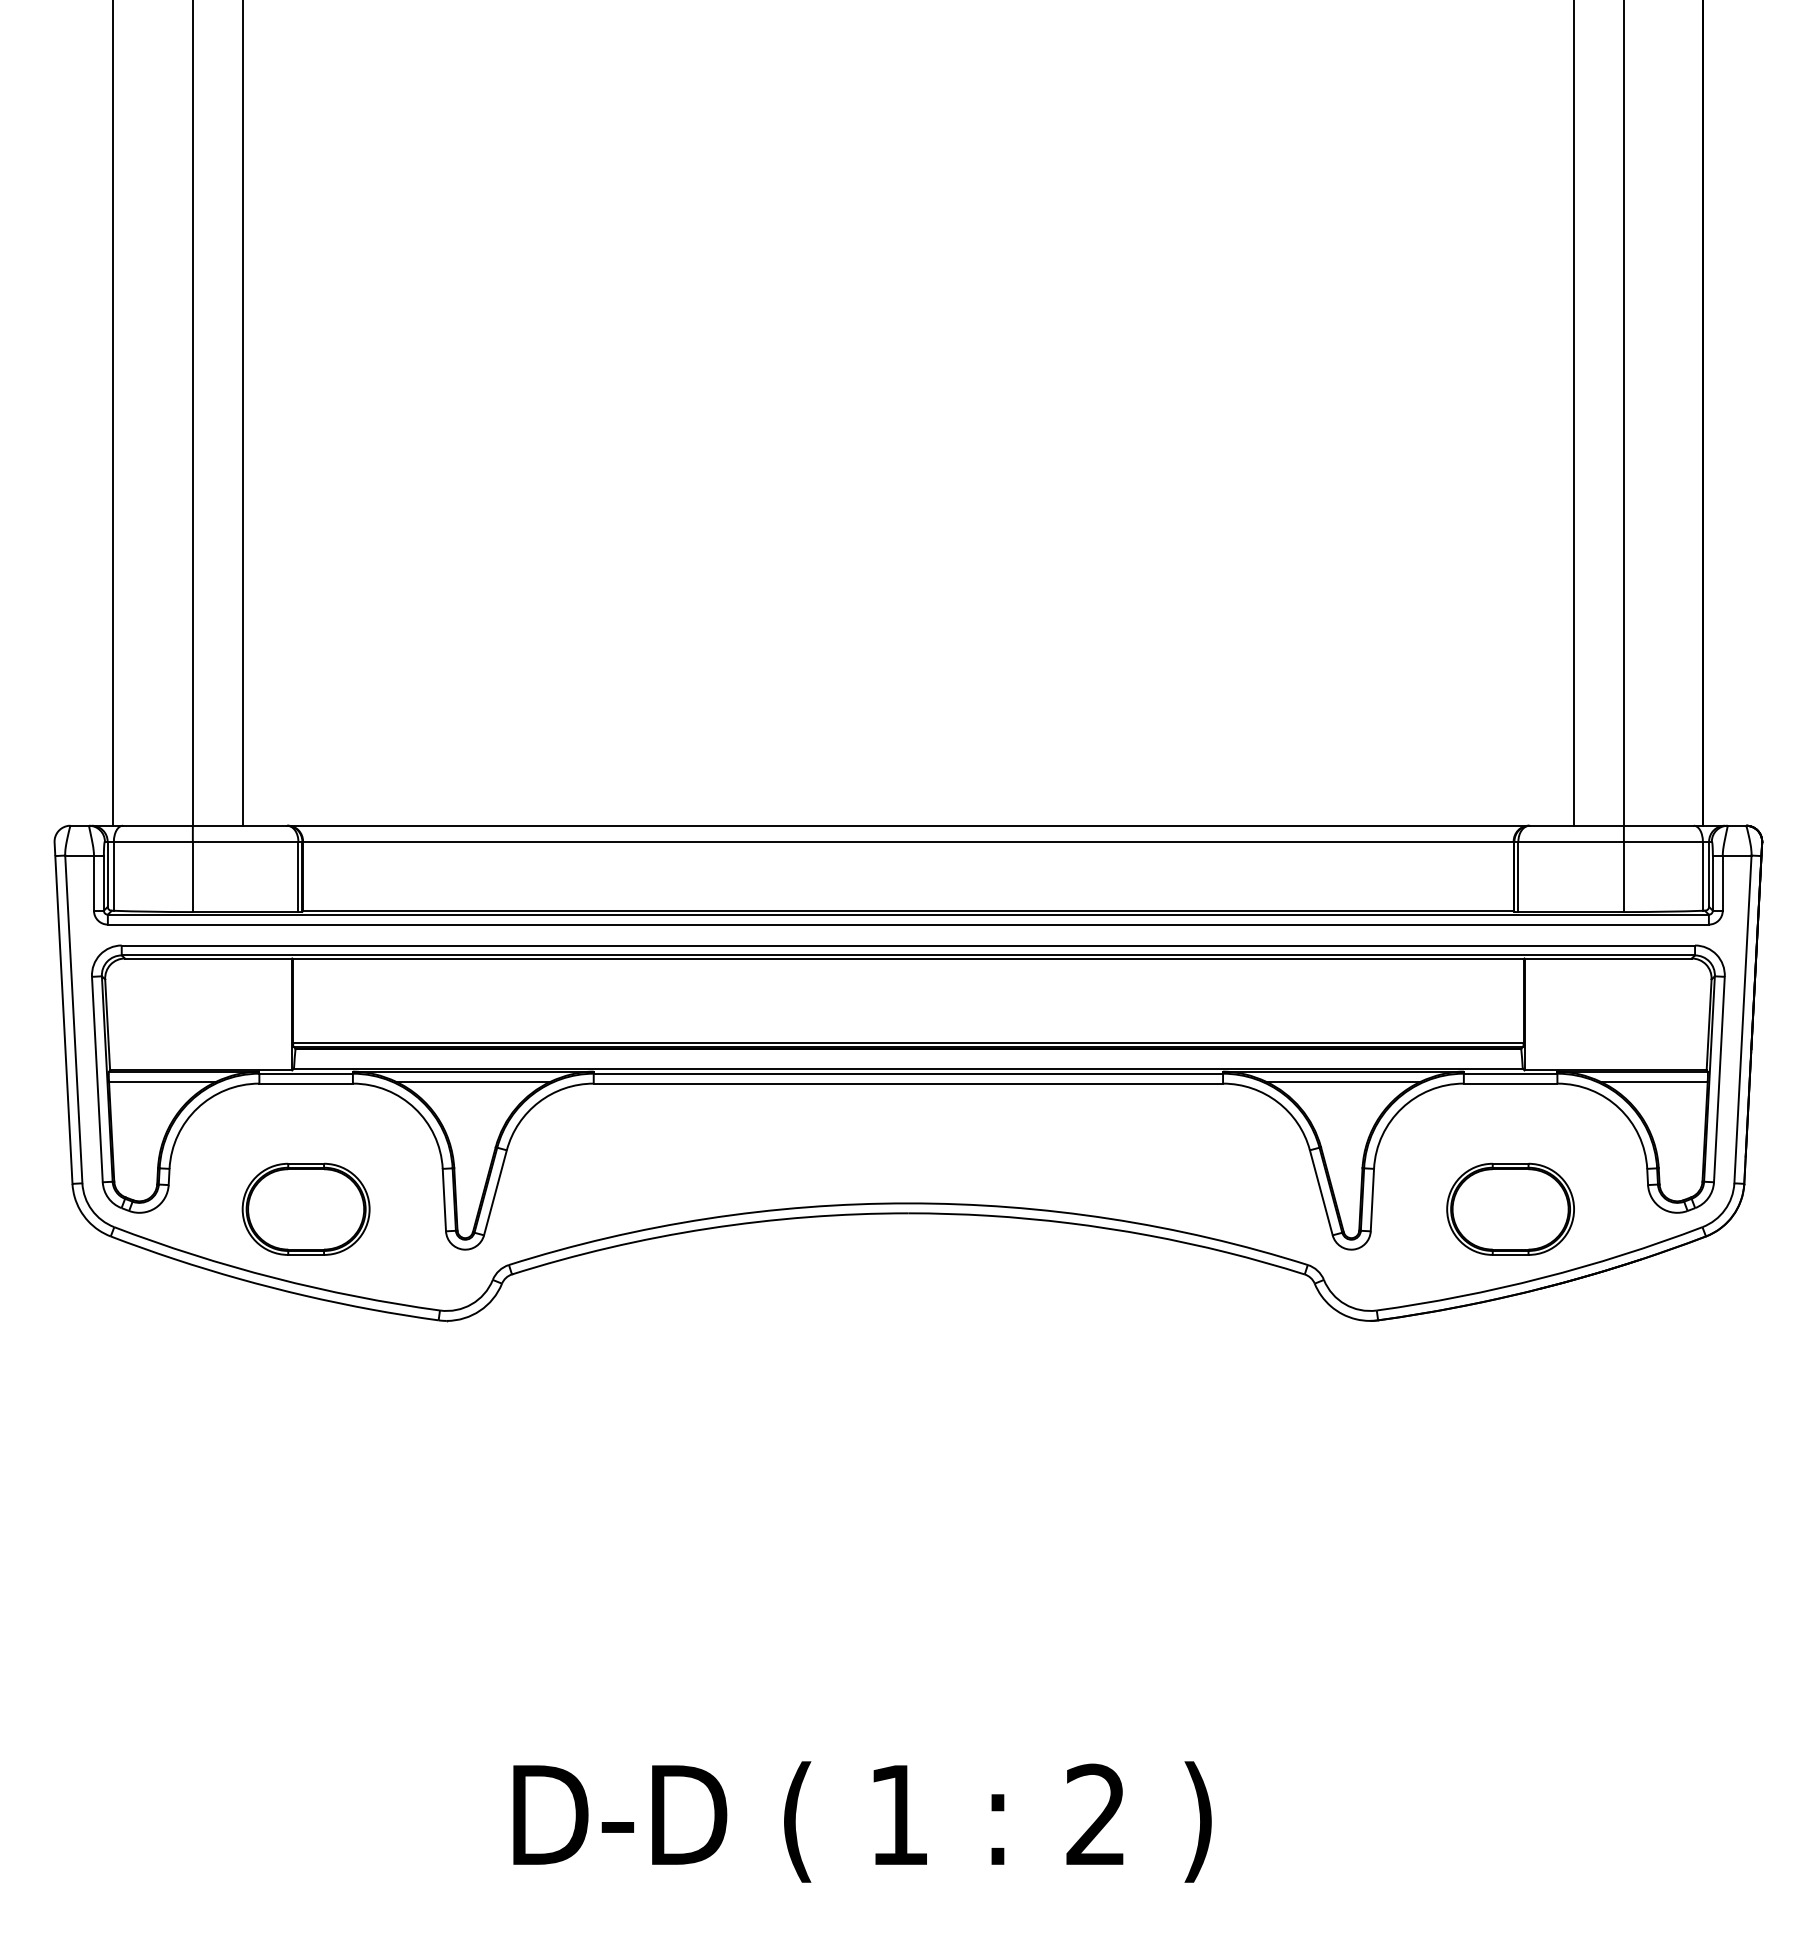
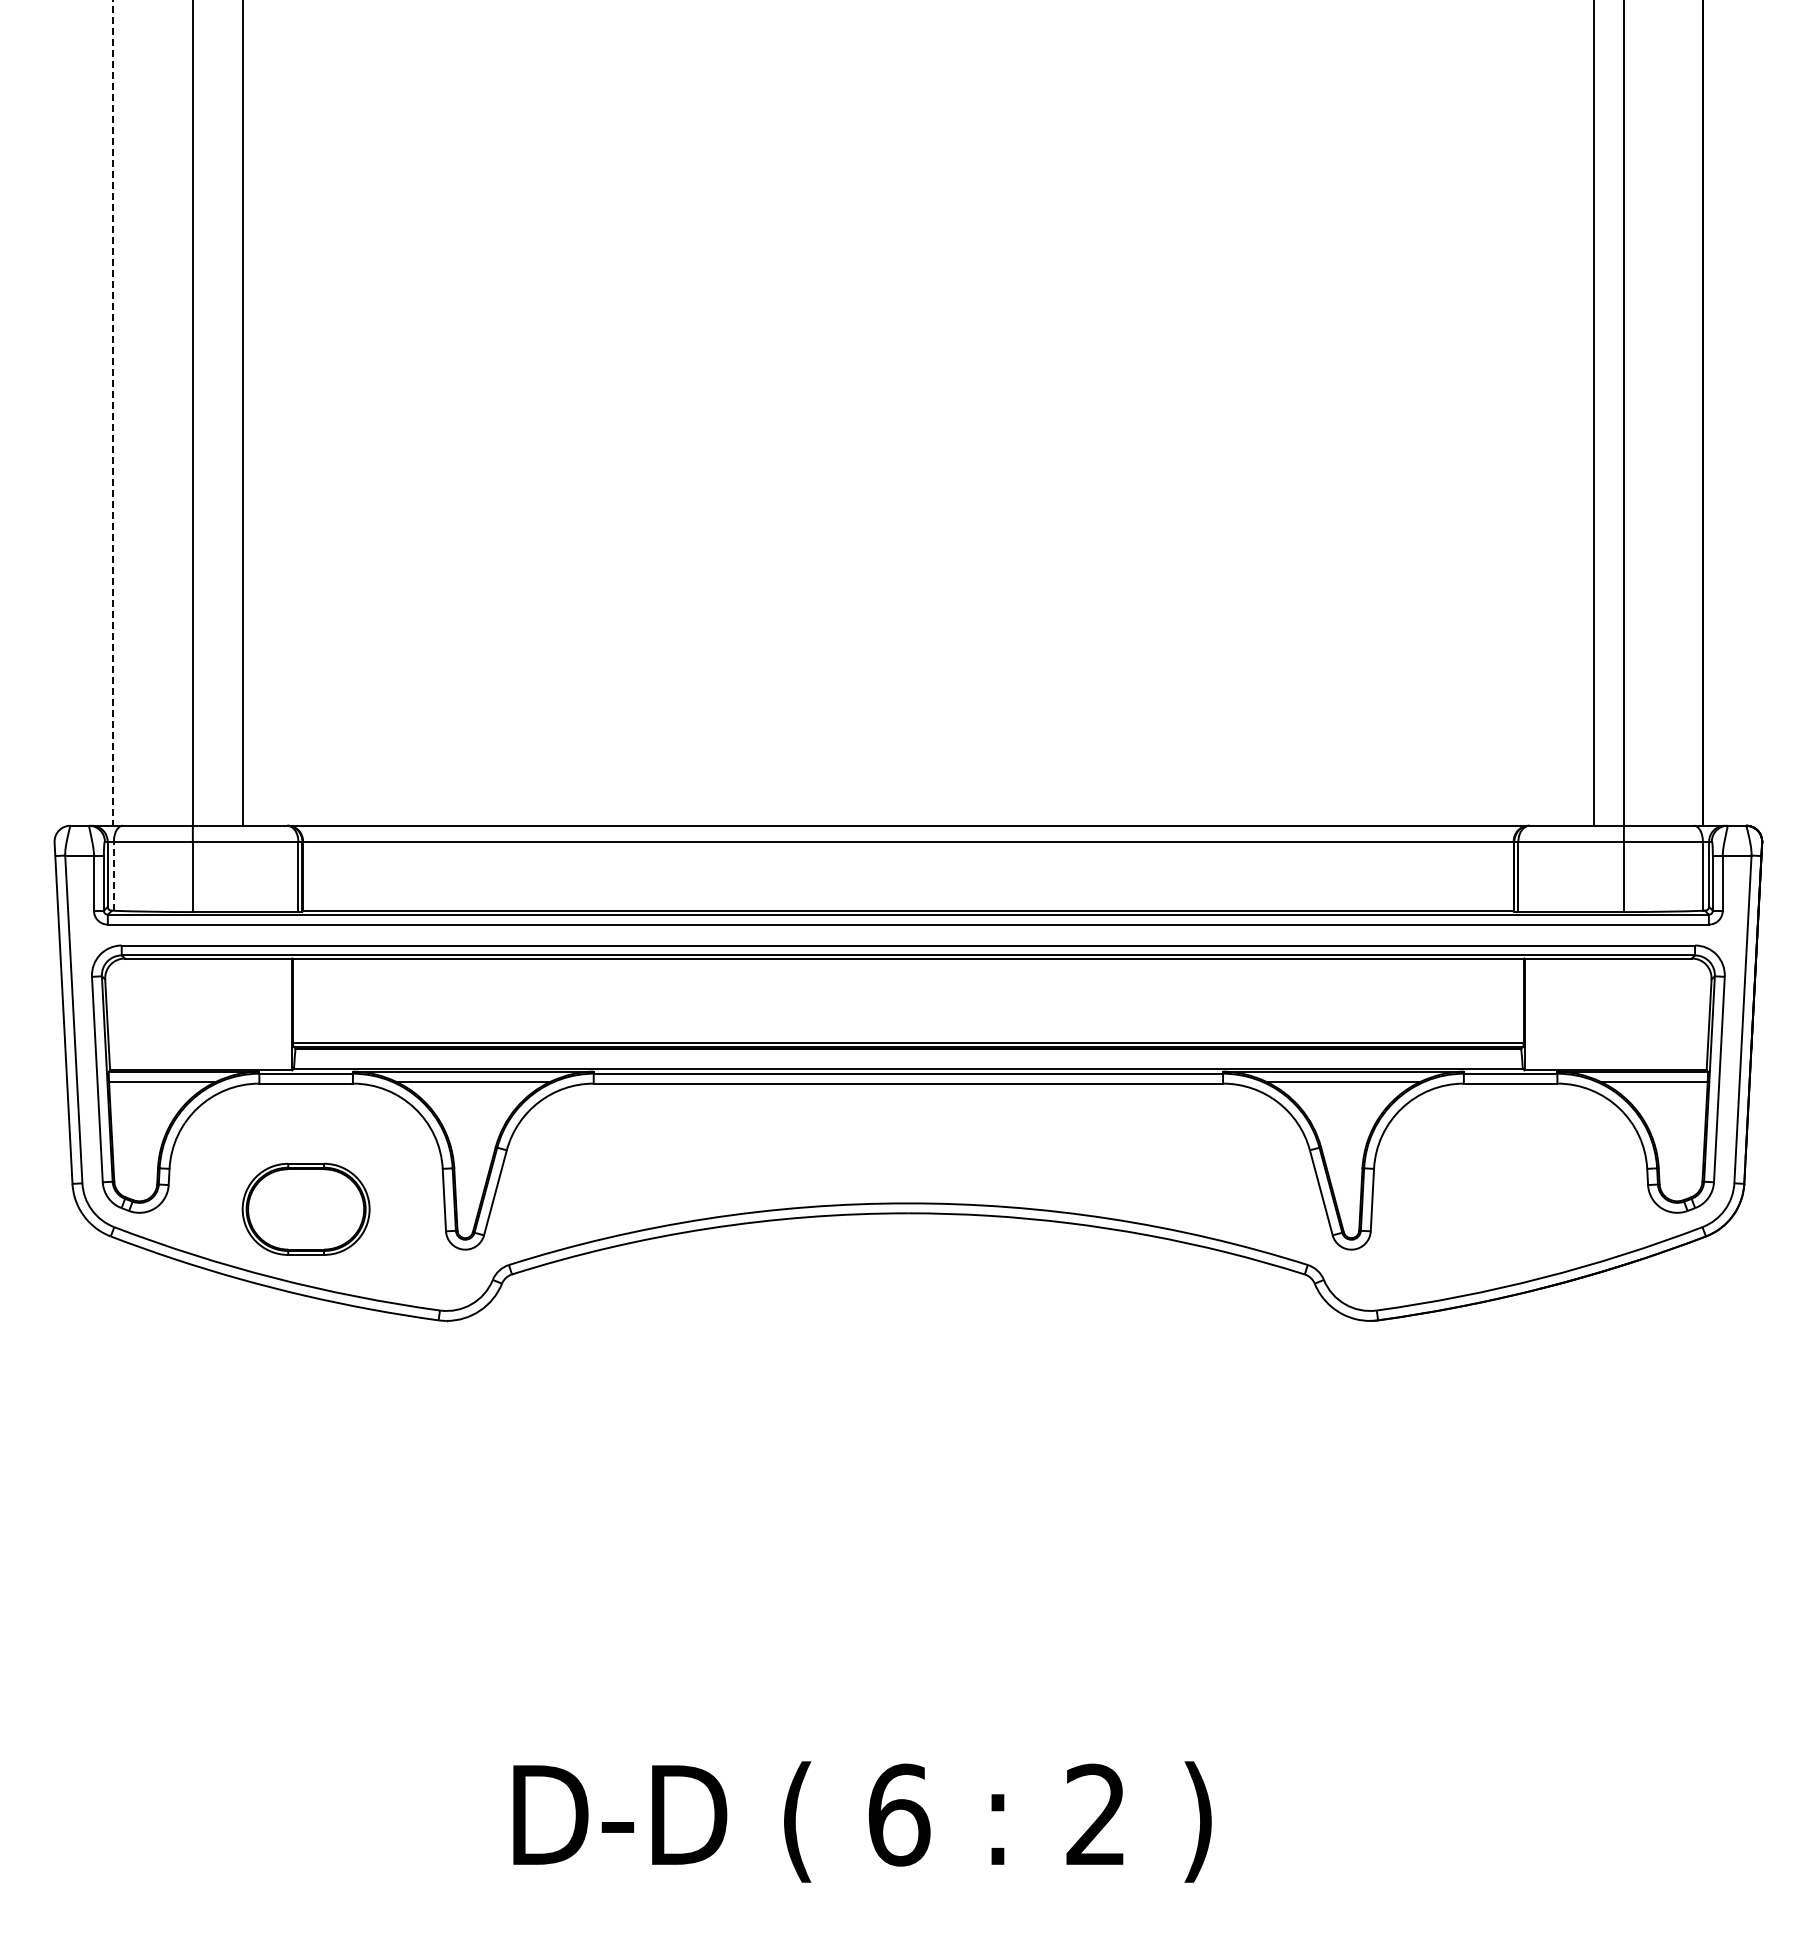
line: solid -> dashed (113, 413)
line position: (1574, 413) -> (1594, 413) (1594, 413)
line: solid -> dashed (113, 876)
part: present -> none (1510, 1208)
text: 1 -> 6 (899, 1814)
